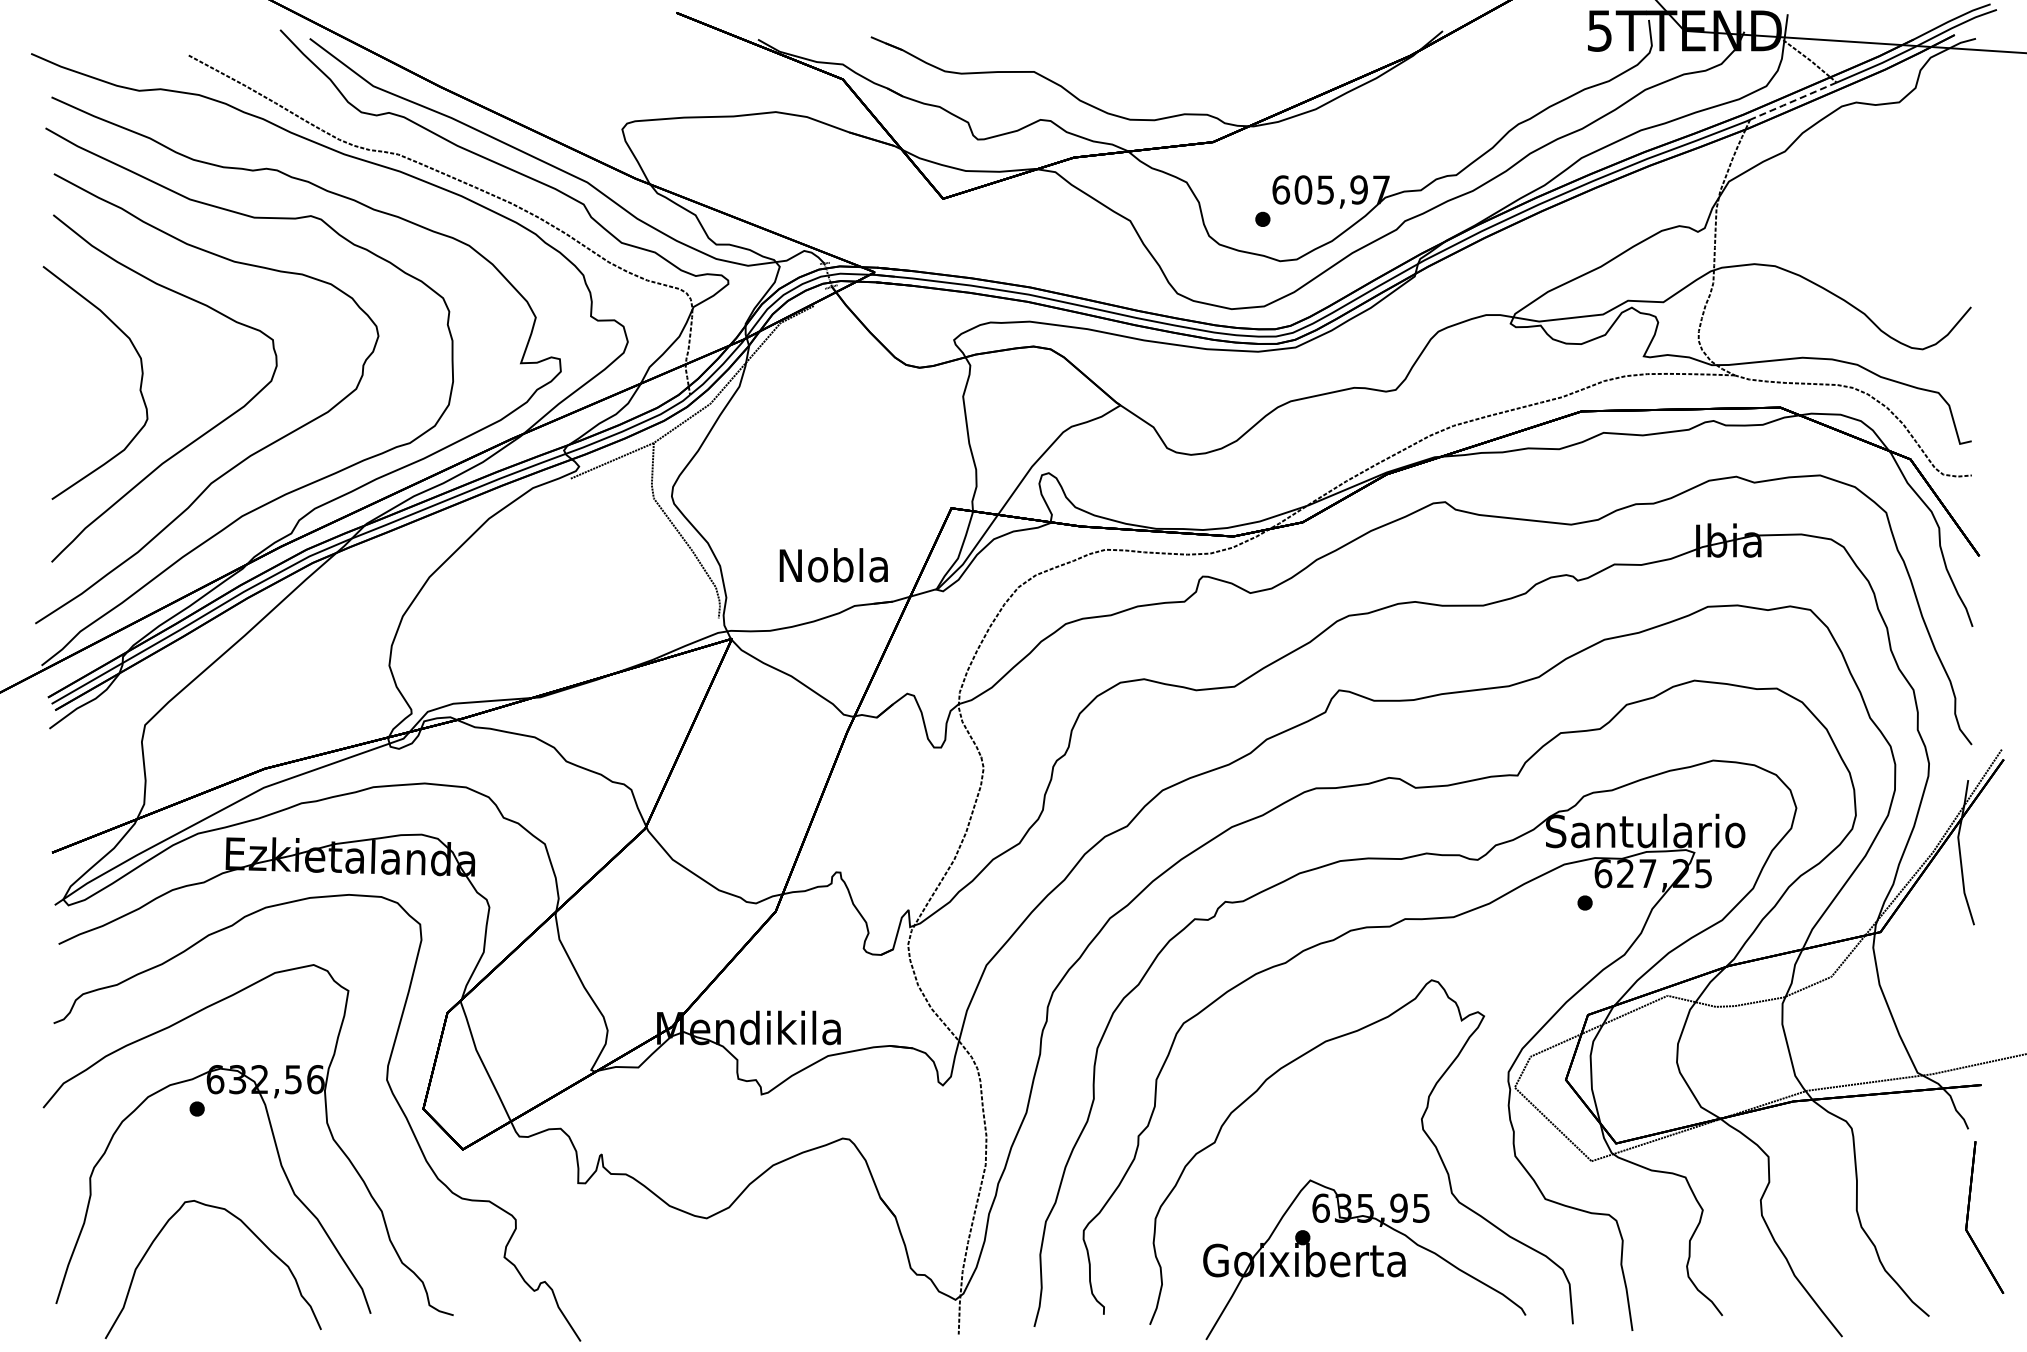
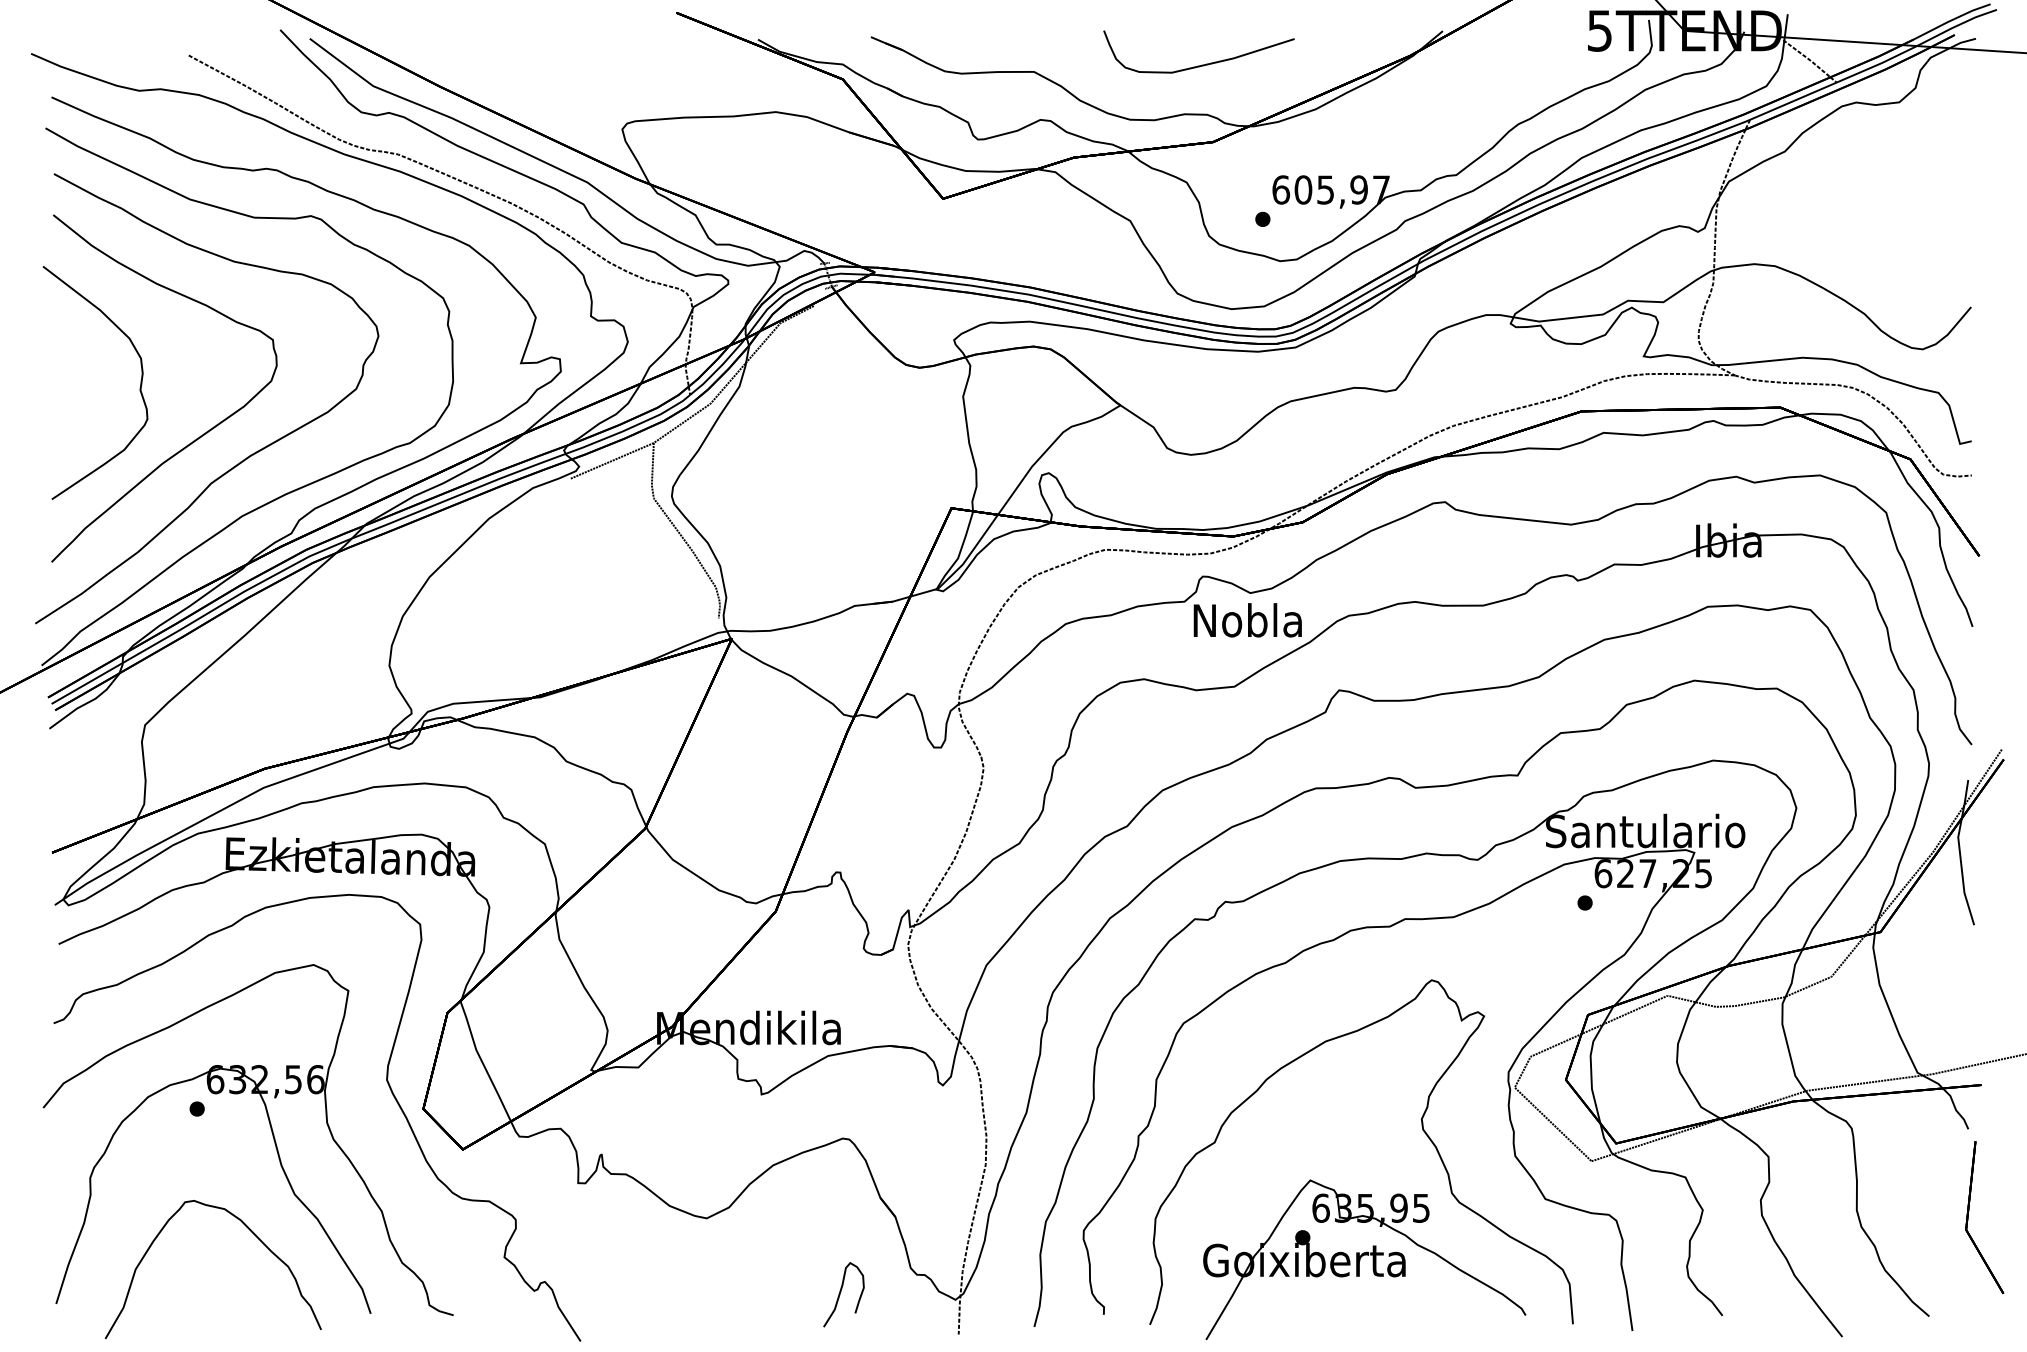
curve: none -> present (1201, 64)
line: dashed -> solid (1793, 101)
text position: (833, 565) -> (1247, 620) (1247, 620)
curve: none -> present (841, 1292)
